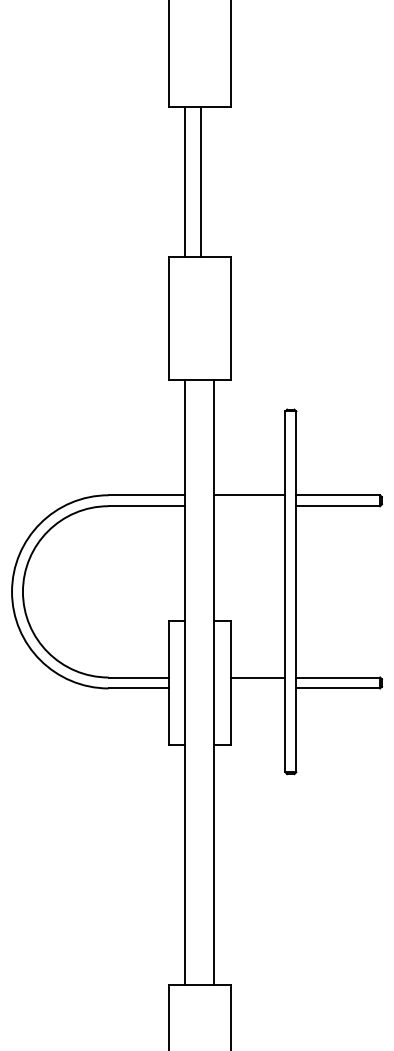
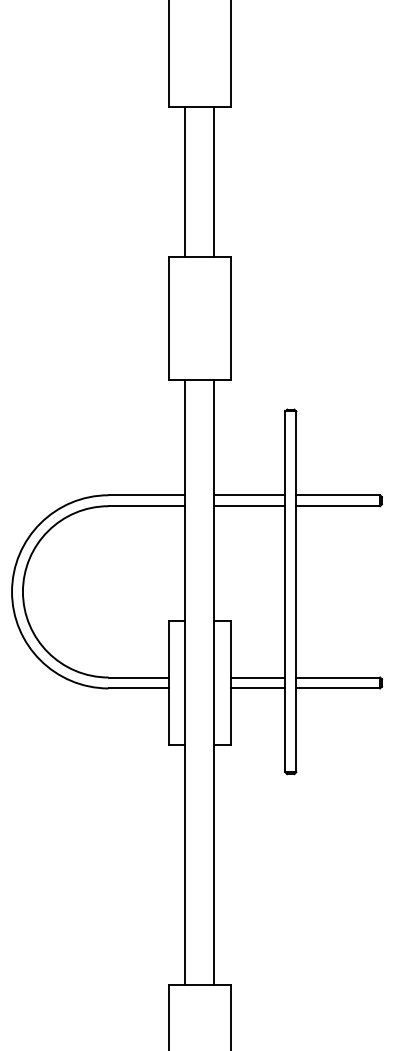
line position: (201, 181) -> (214, 181) (214, 181)
line: none -> present (249, 506)
line: none -> present (257, 688)
